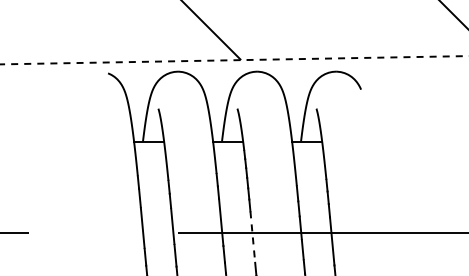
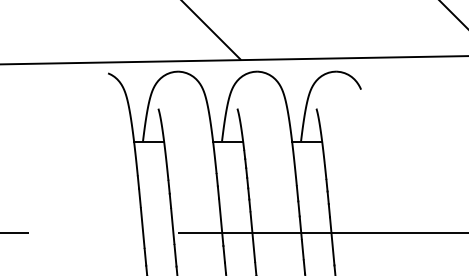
line: dashed -> solid (233, 60)
line: dashed -> solid (252, 236)
